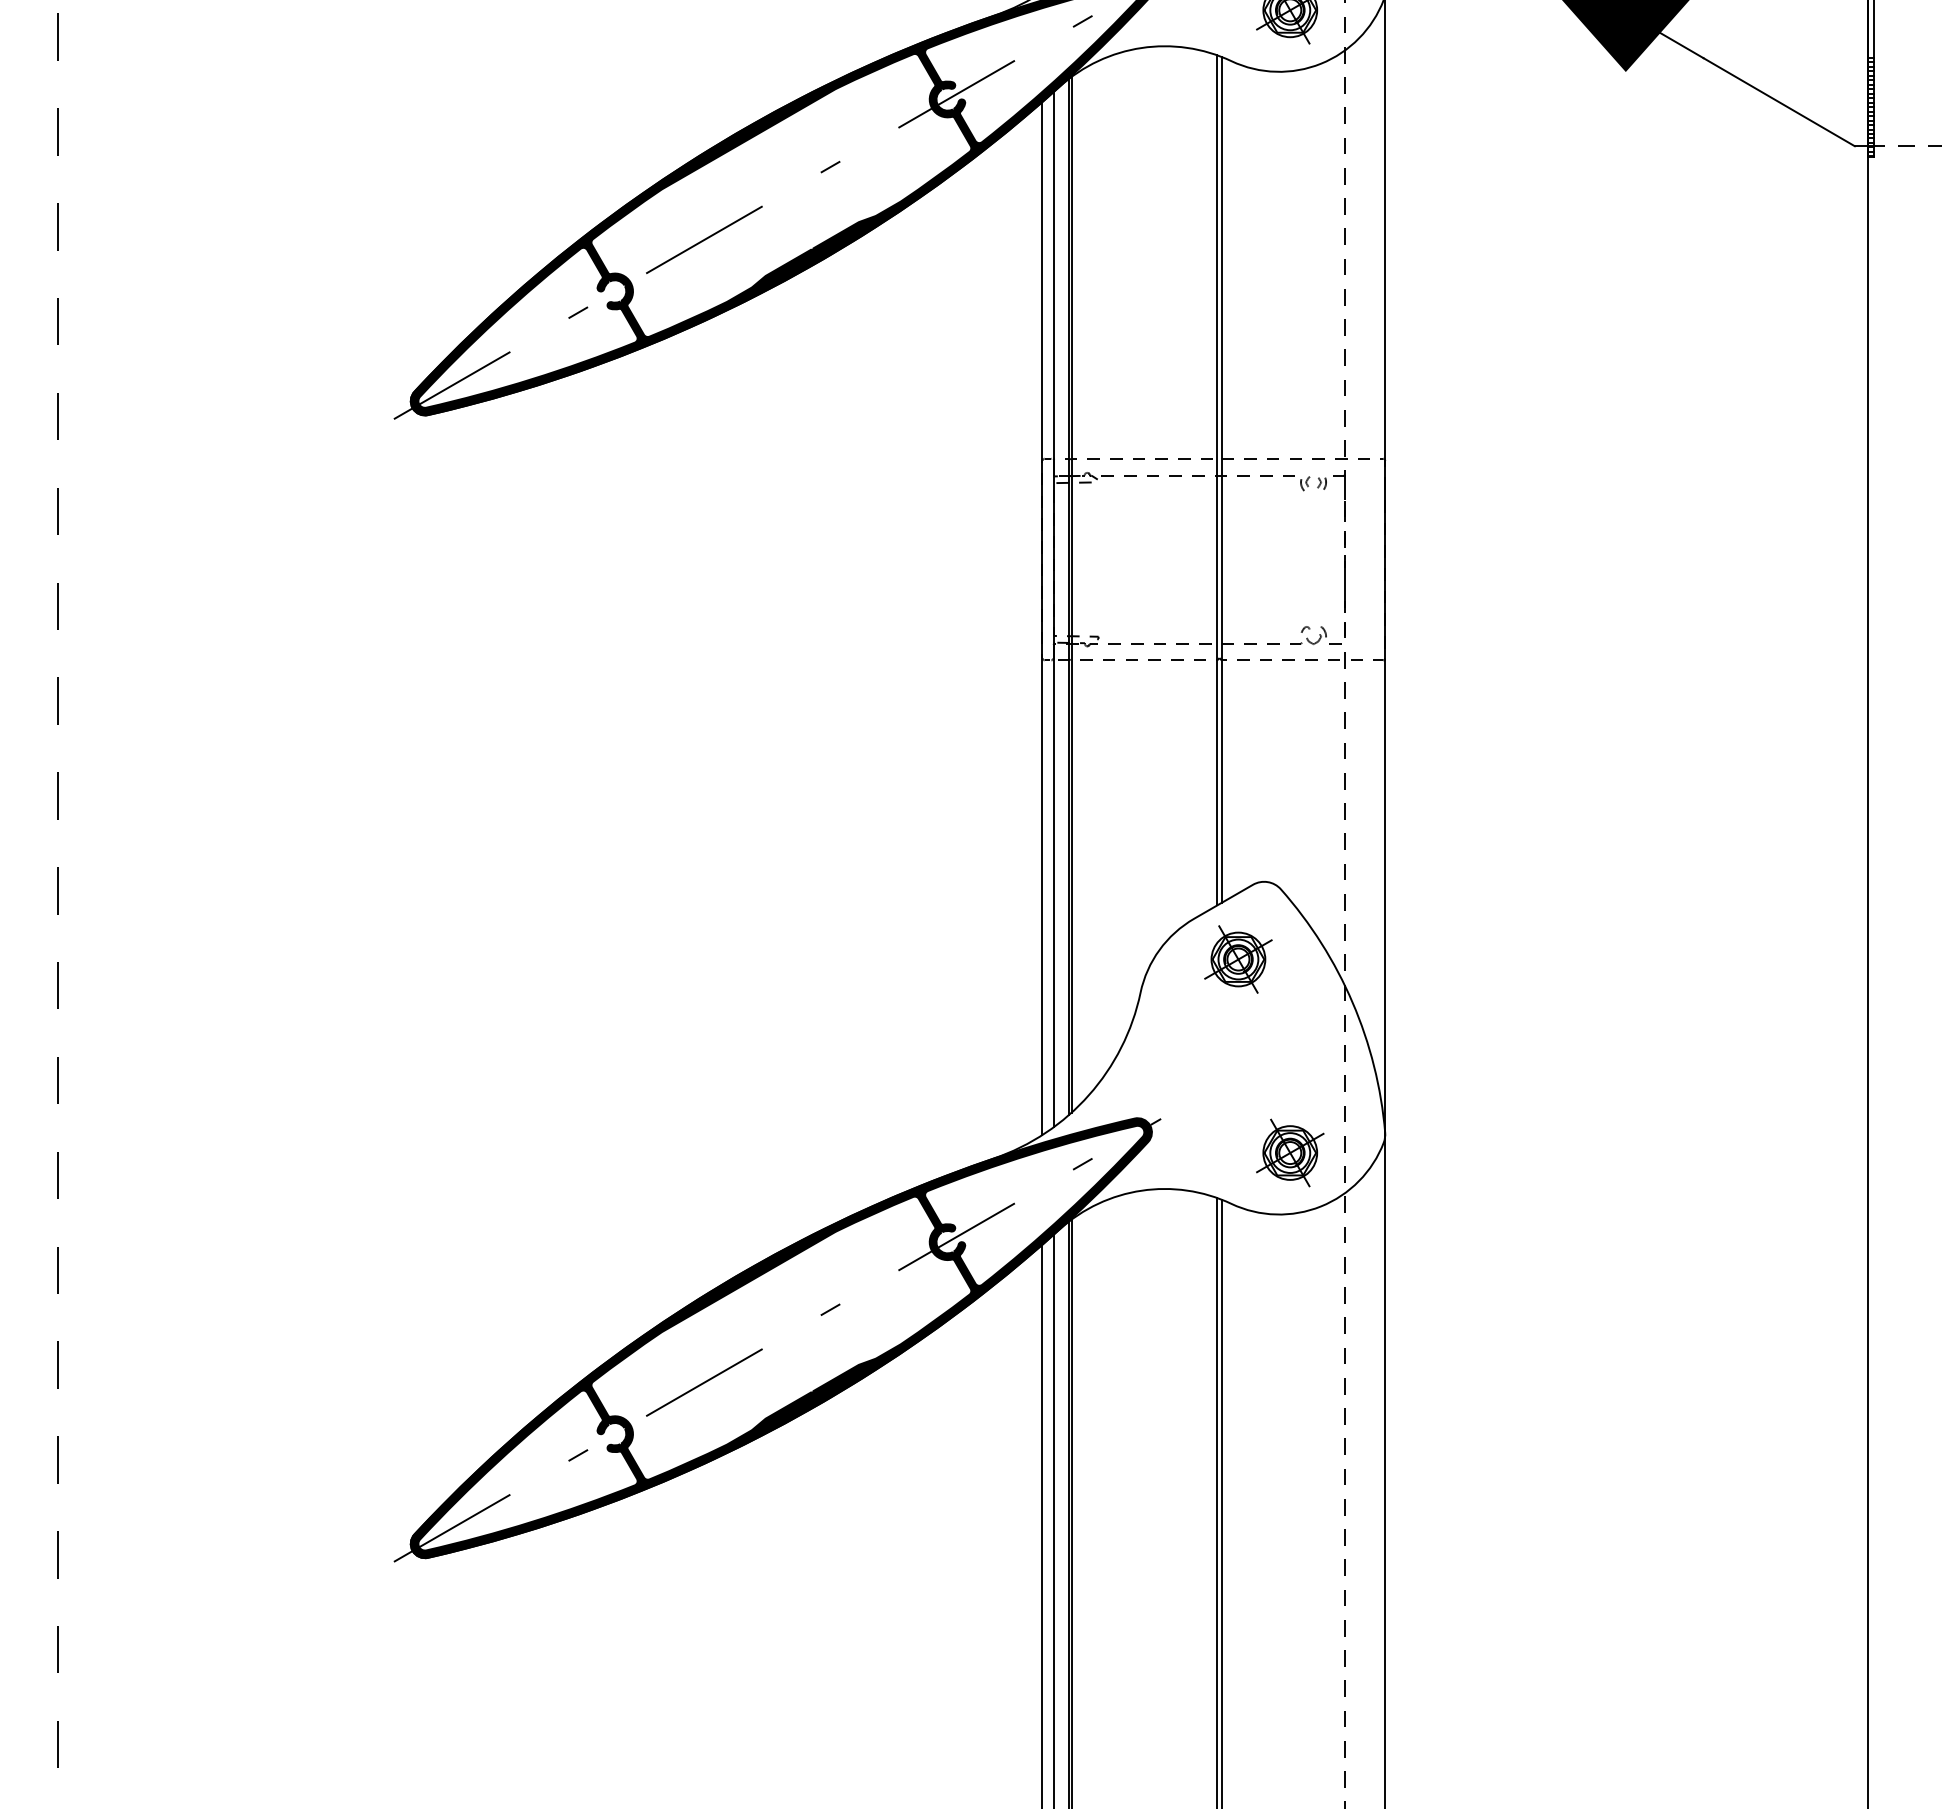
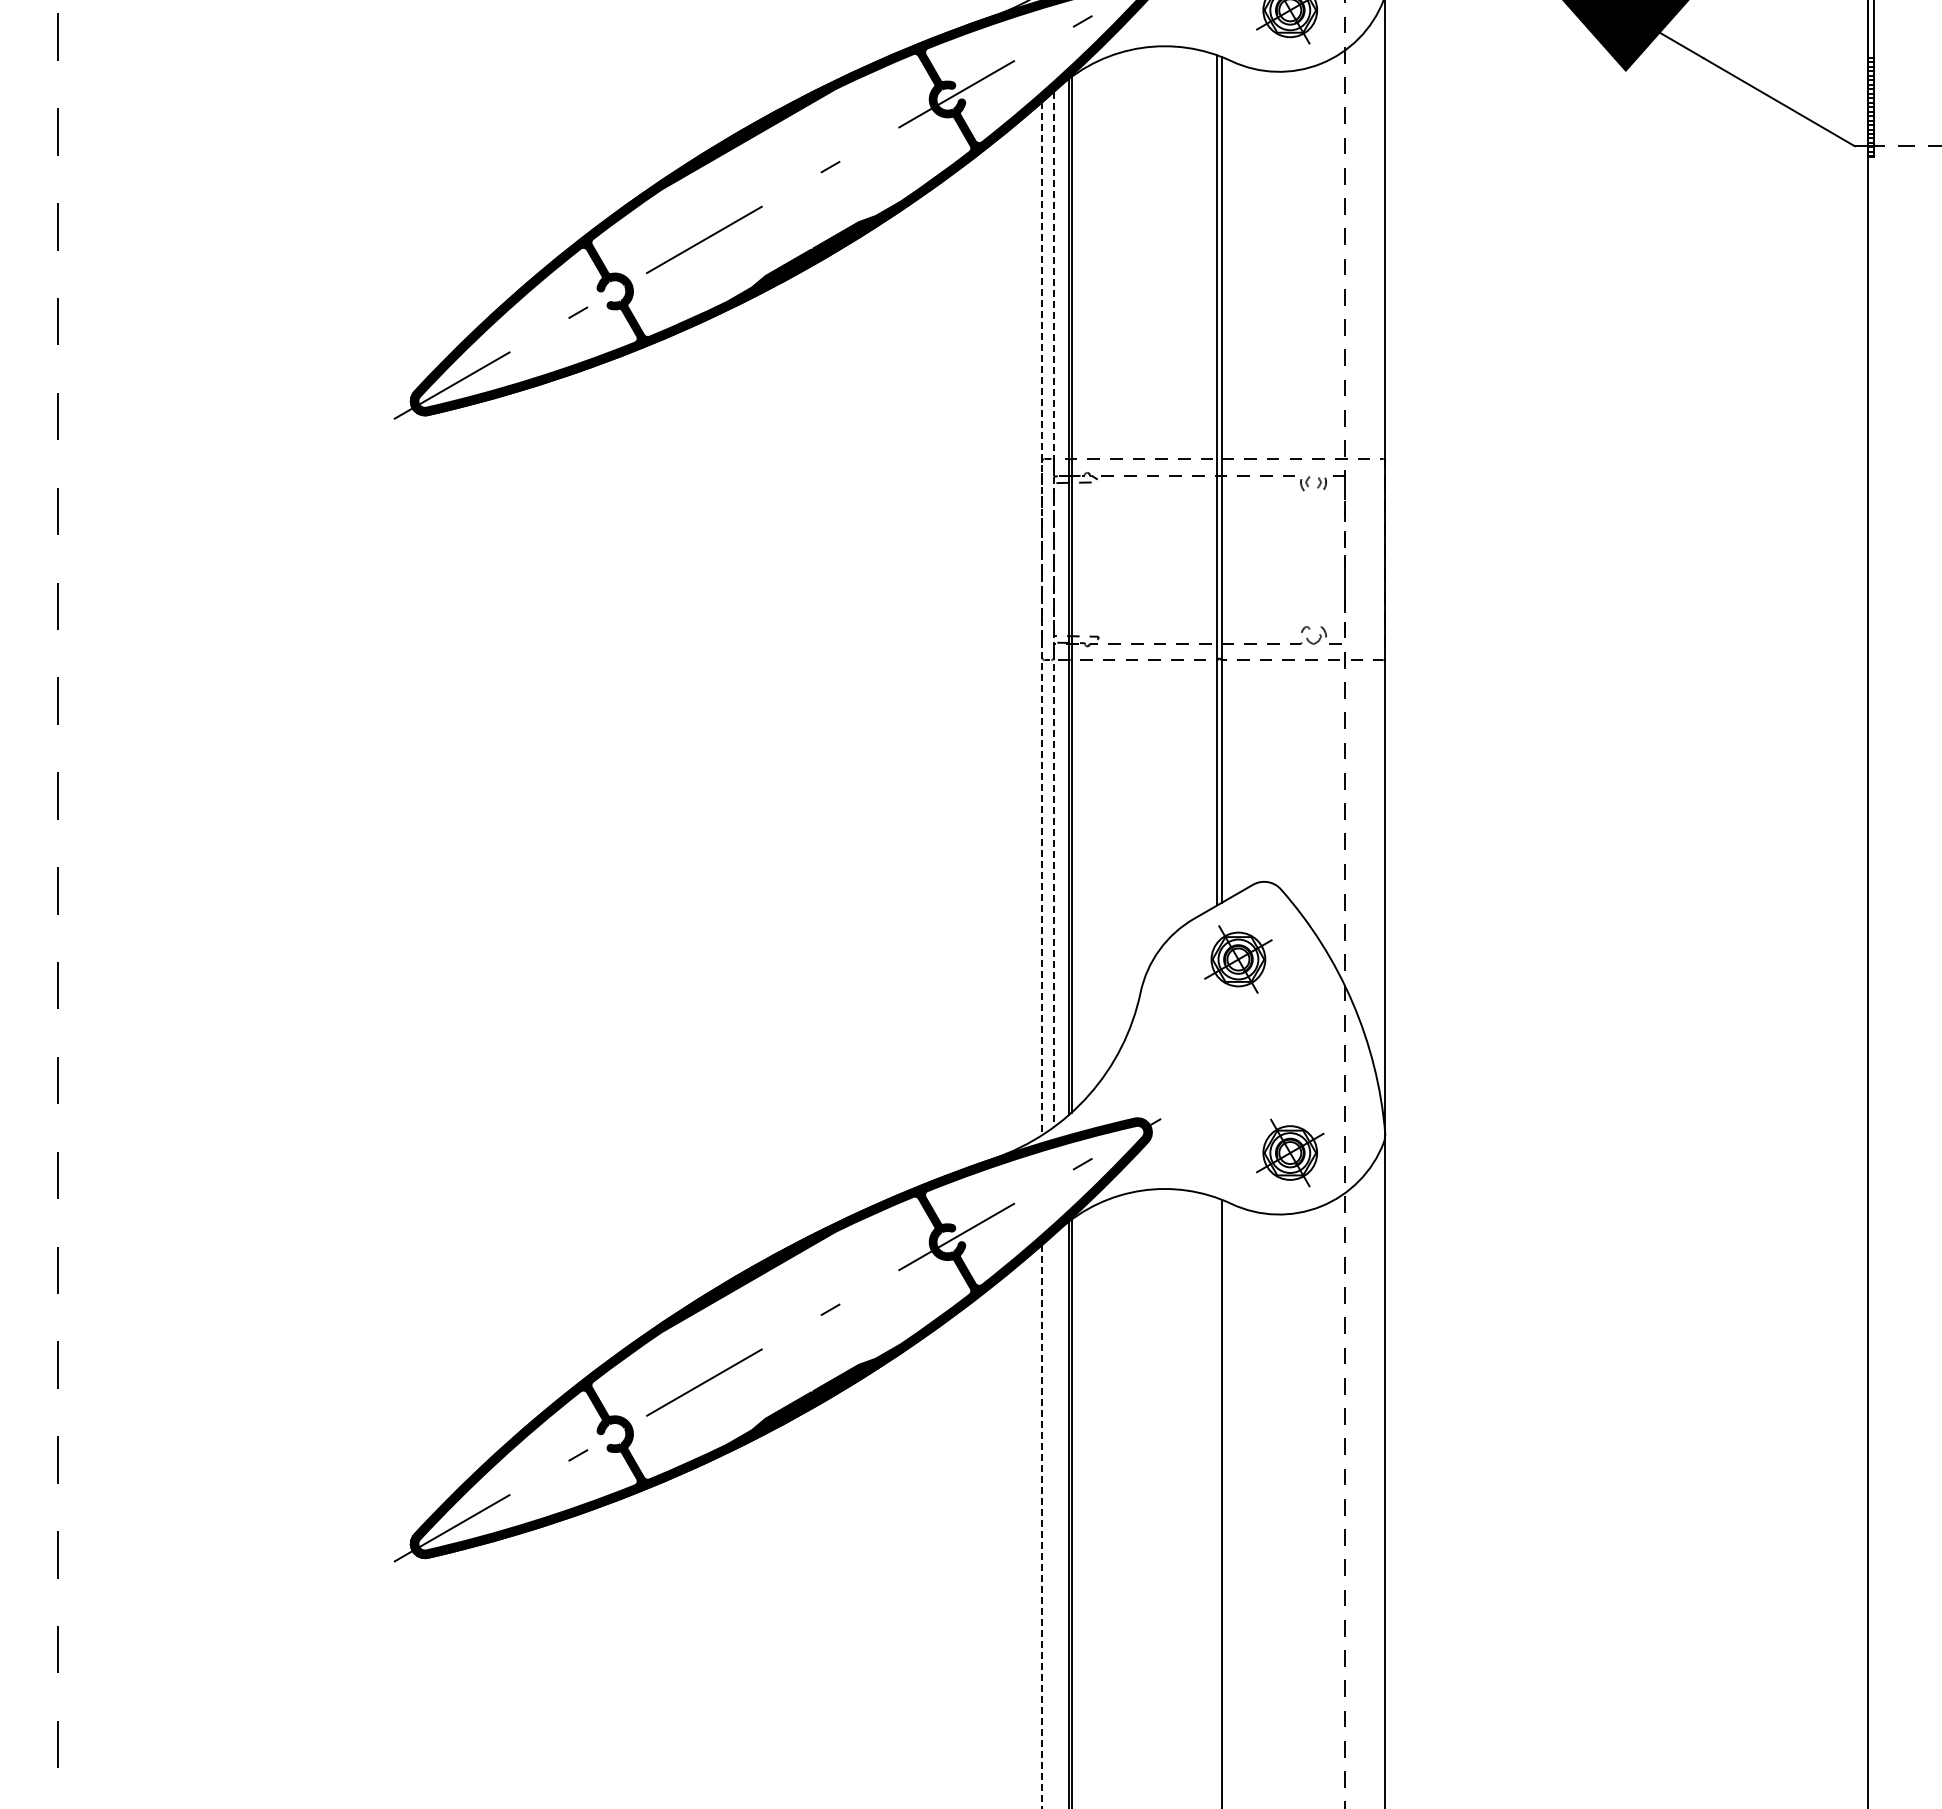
line: solid -> dashed (1053, 609)
line: solid -> dashed (1042, 618)
line: present -> none (1217, 1501)
line: present -> none (1053, 1519)
line: solid -> dashed (1042, 1526)
